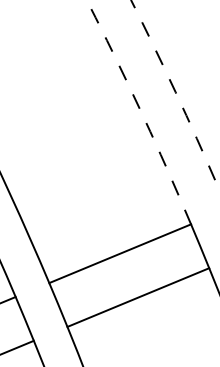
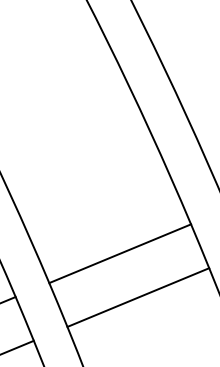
arc: dashed -> solid (176, 94)
arc: dashed -> solid (140, 111)
